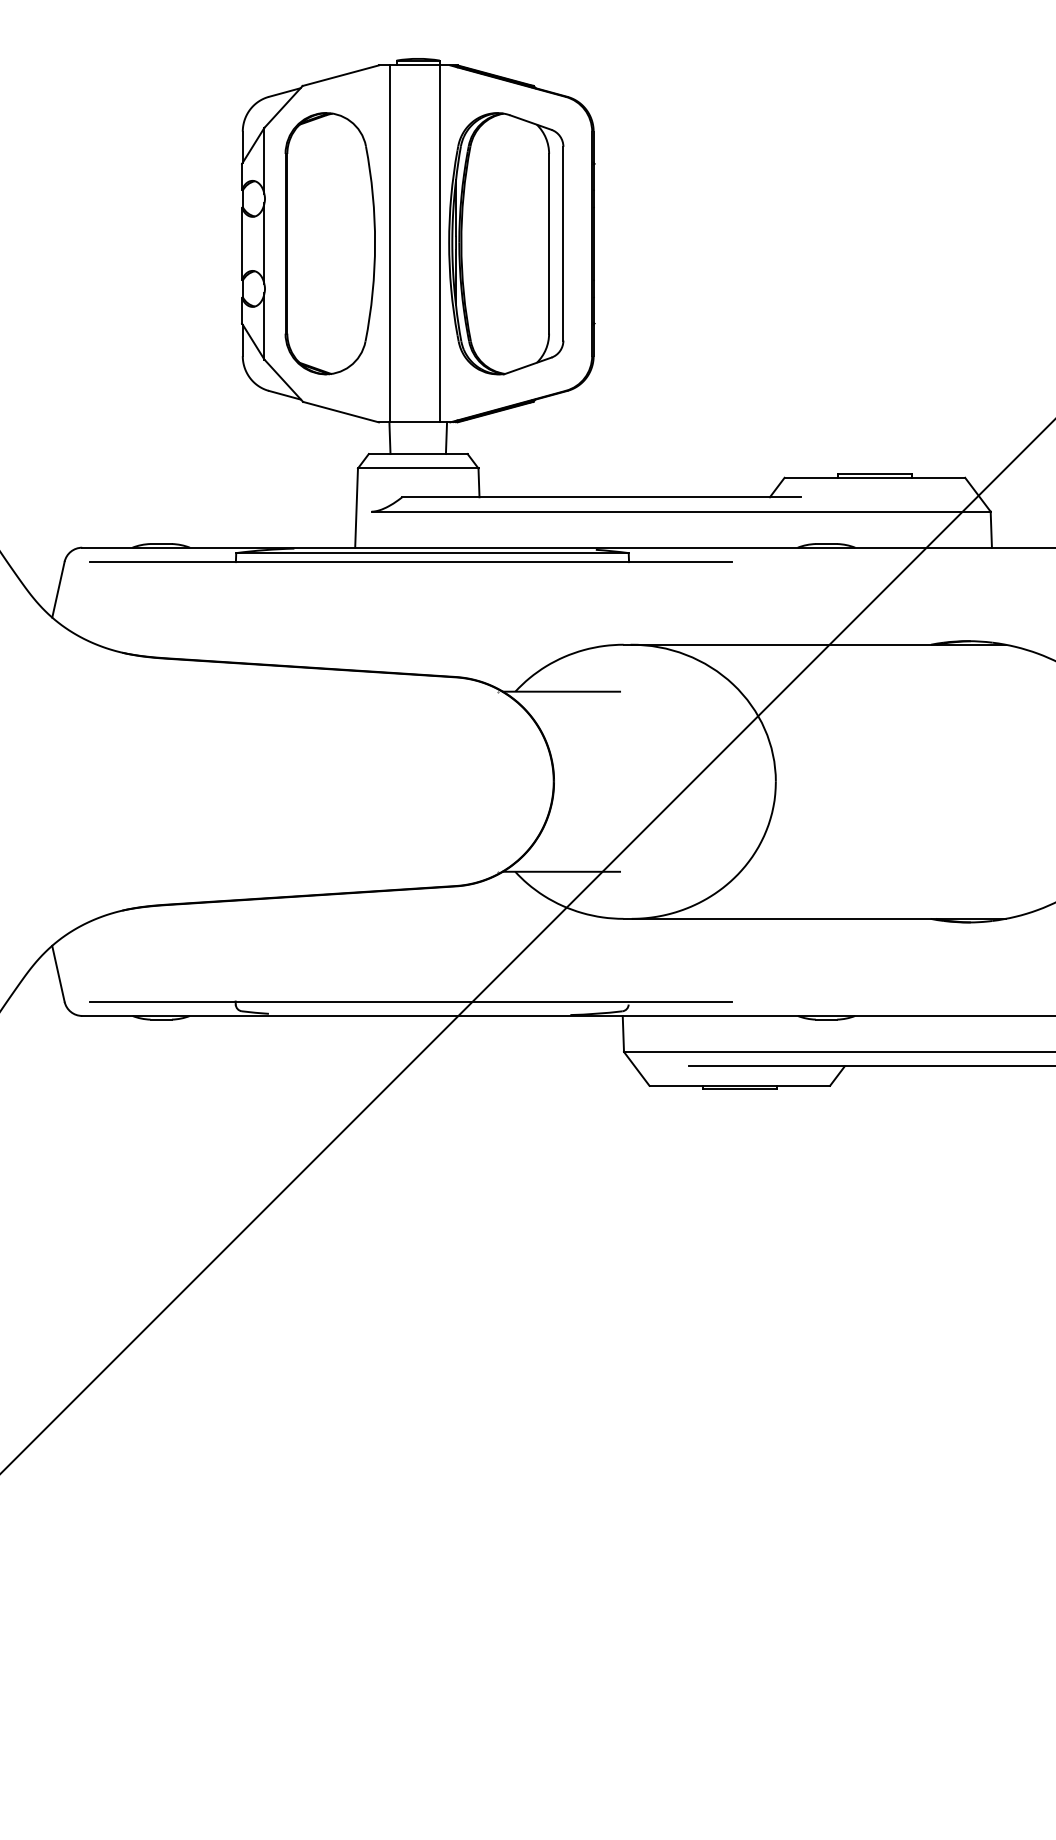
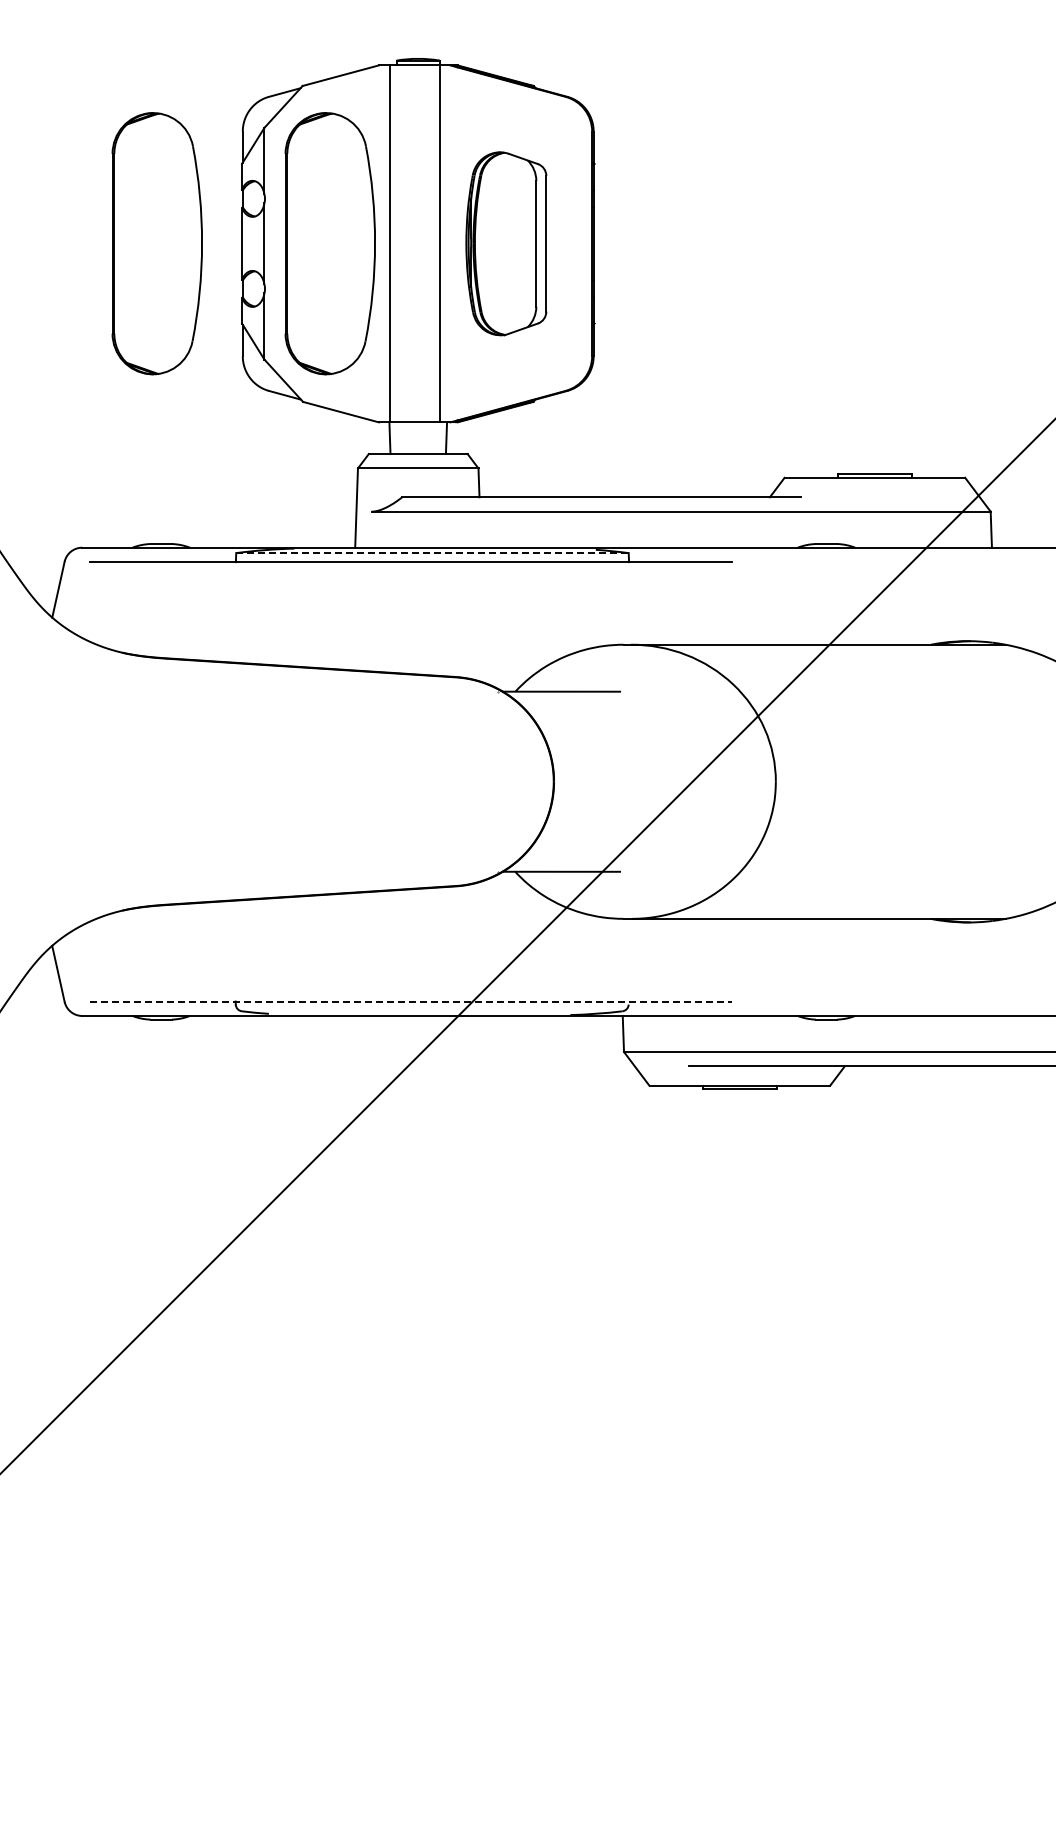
part: none -> present (156, 243)
part size: 117x264 px -> 83x186 px (506, 243)
line: solid -> dashed (432, 553)
line: solid -> dashed (411, 1001)
